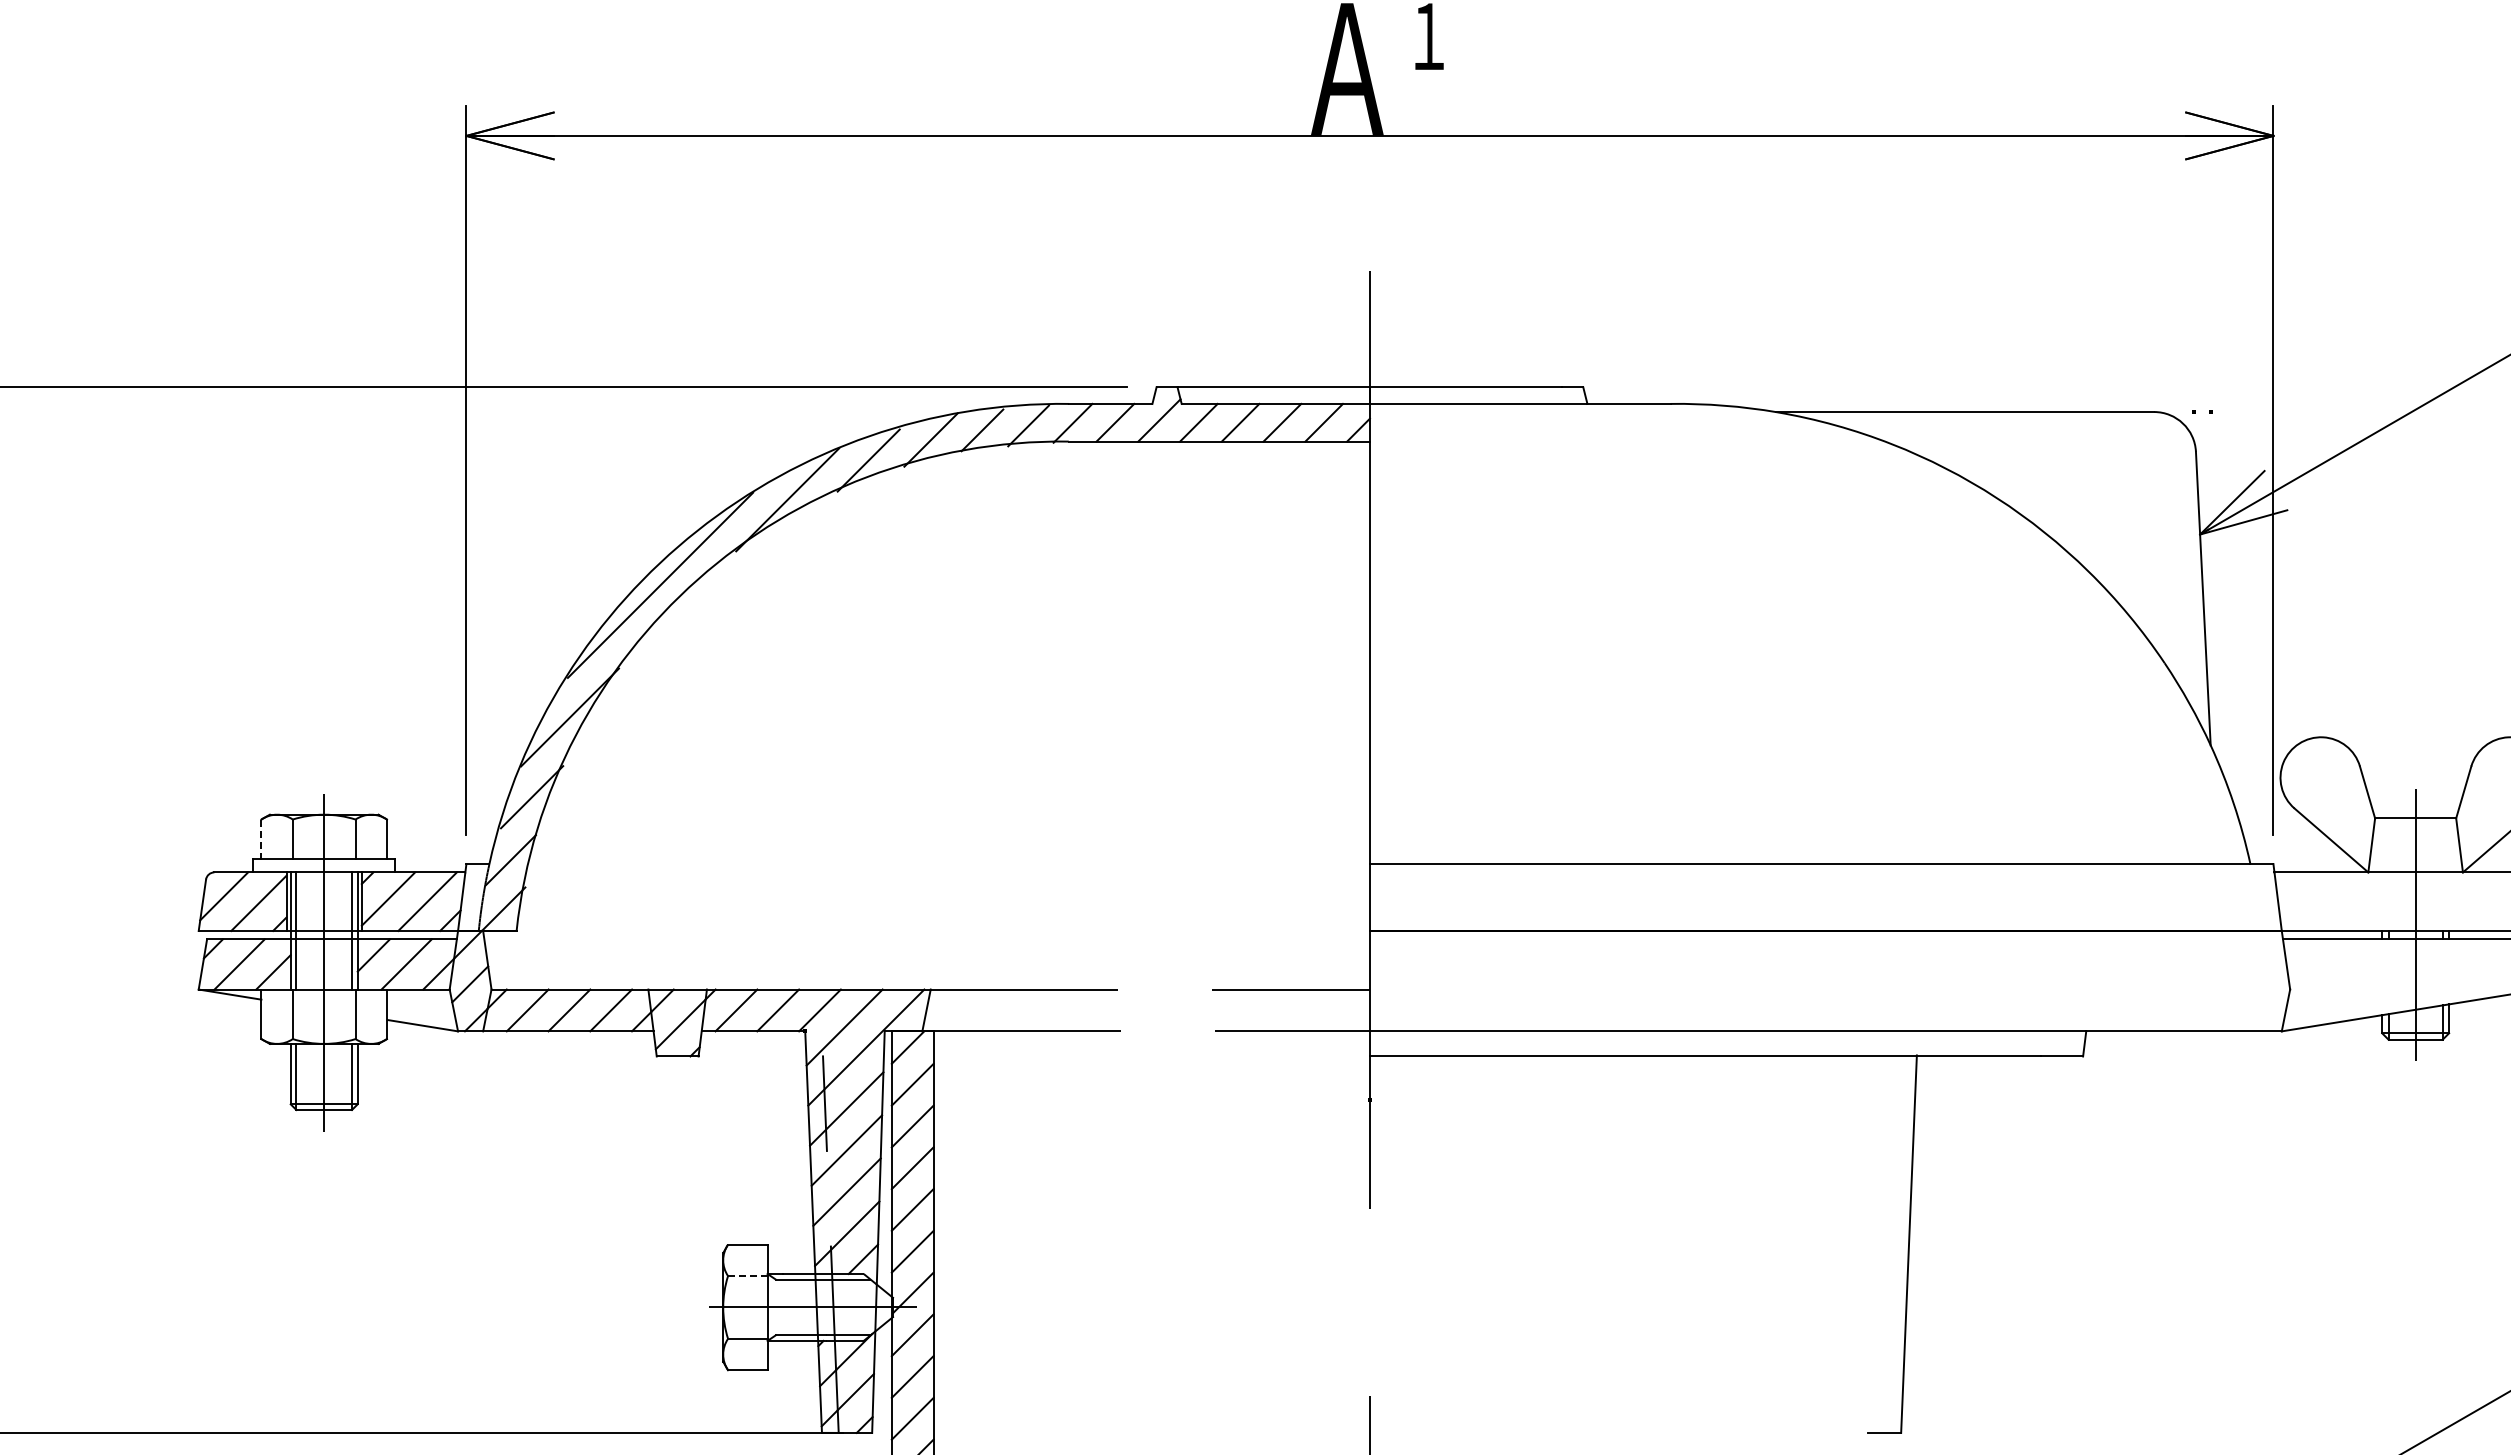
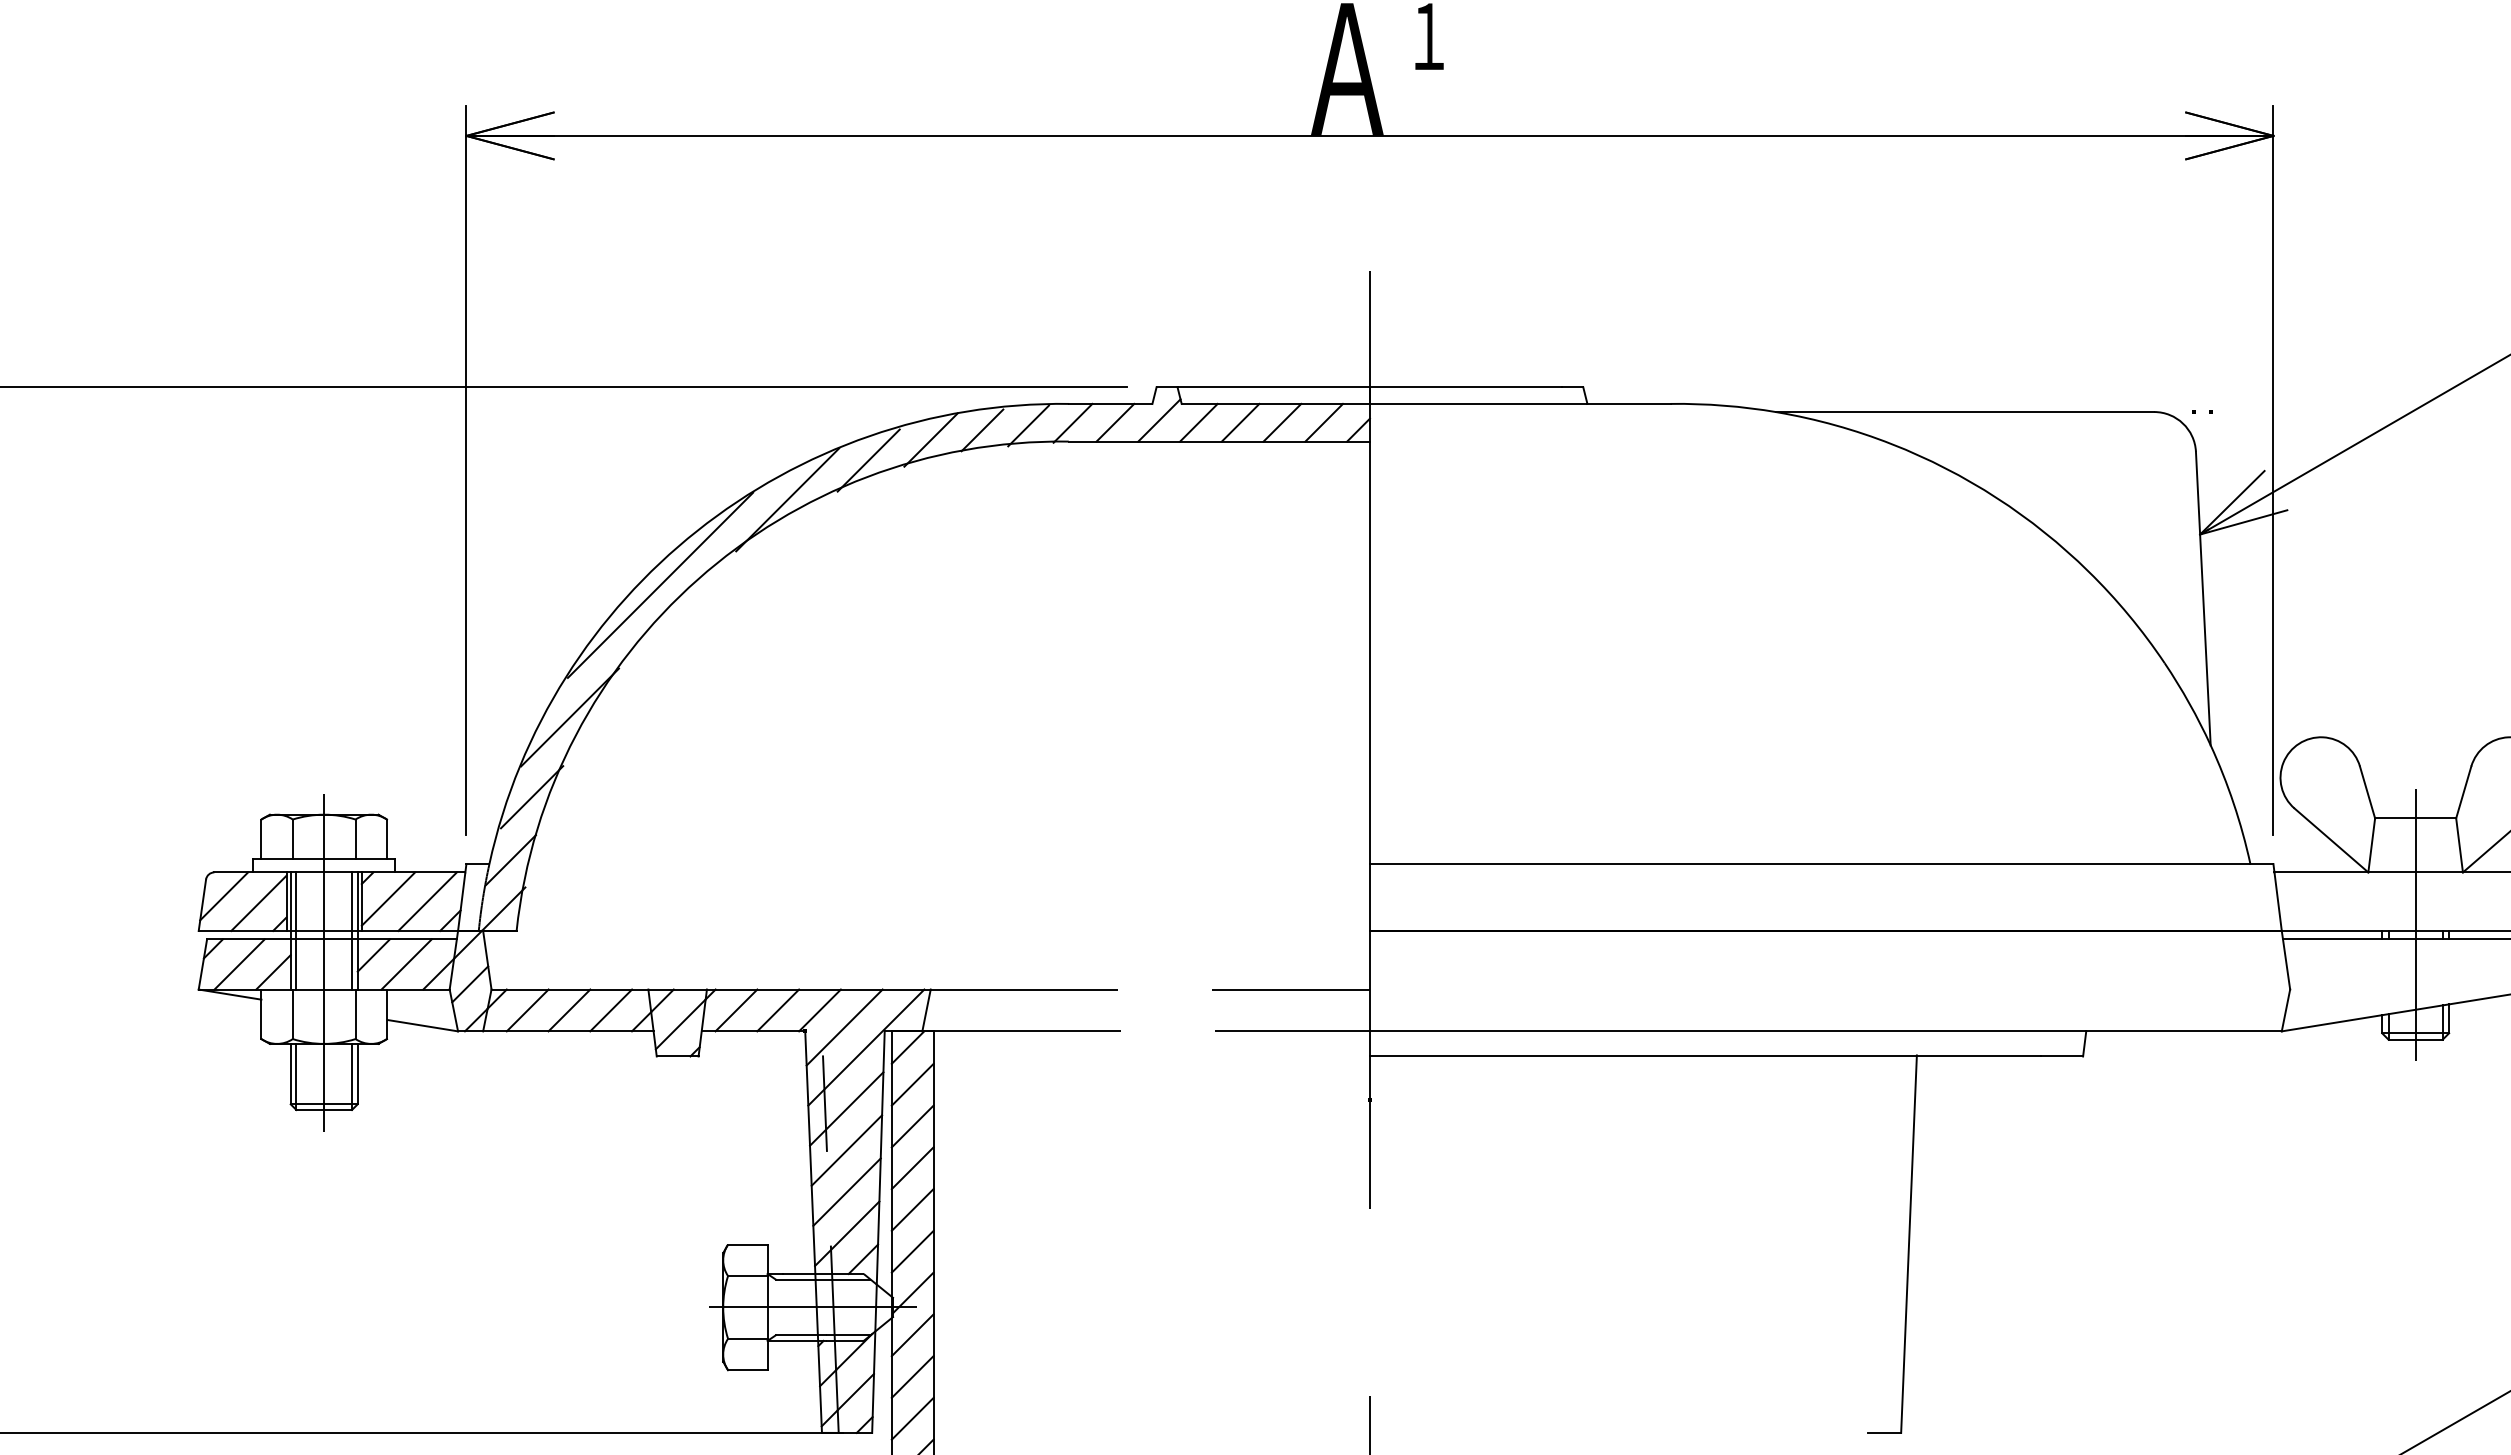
line: dashed -> solid (261, 839)
line: dashed -> solid (747, 1276)
